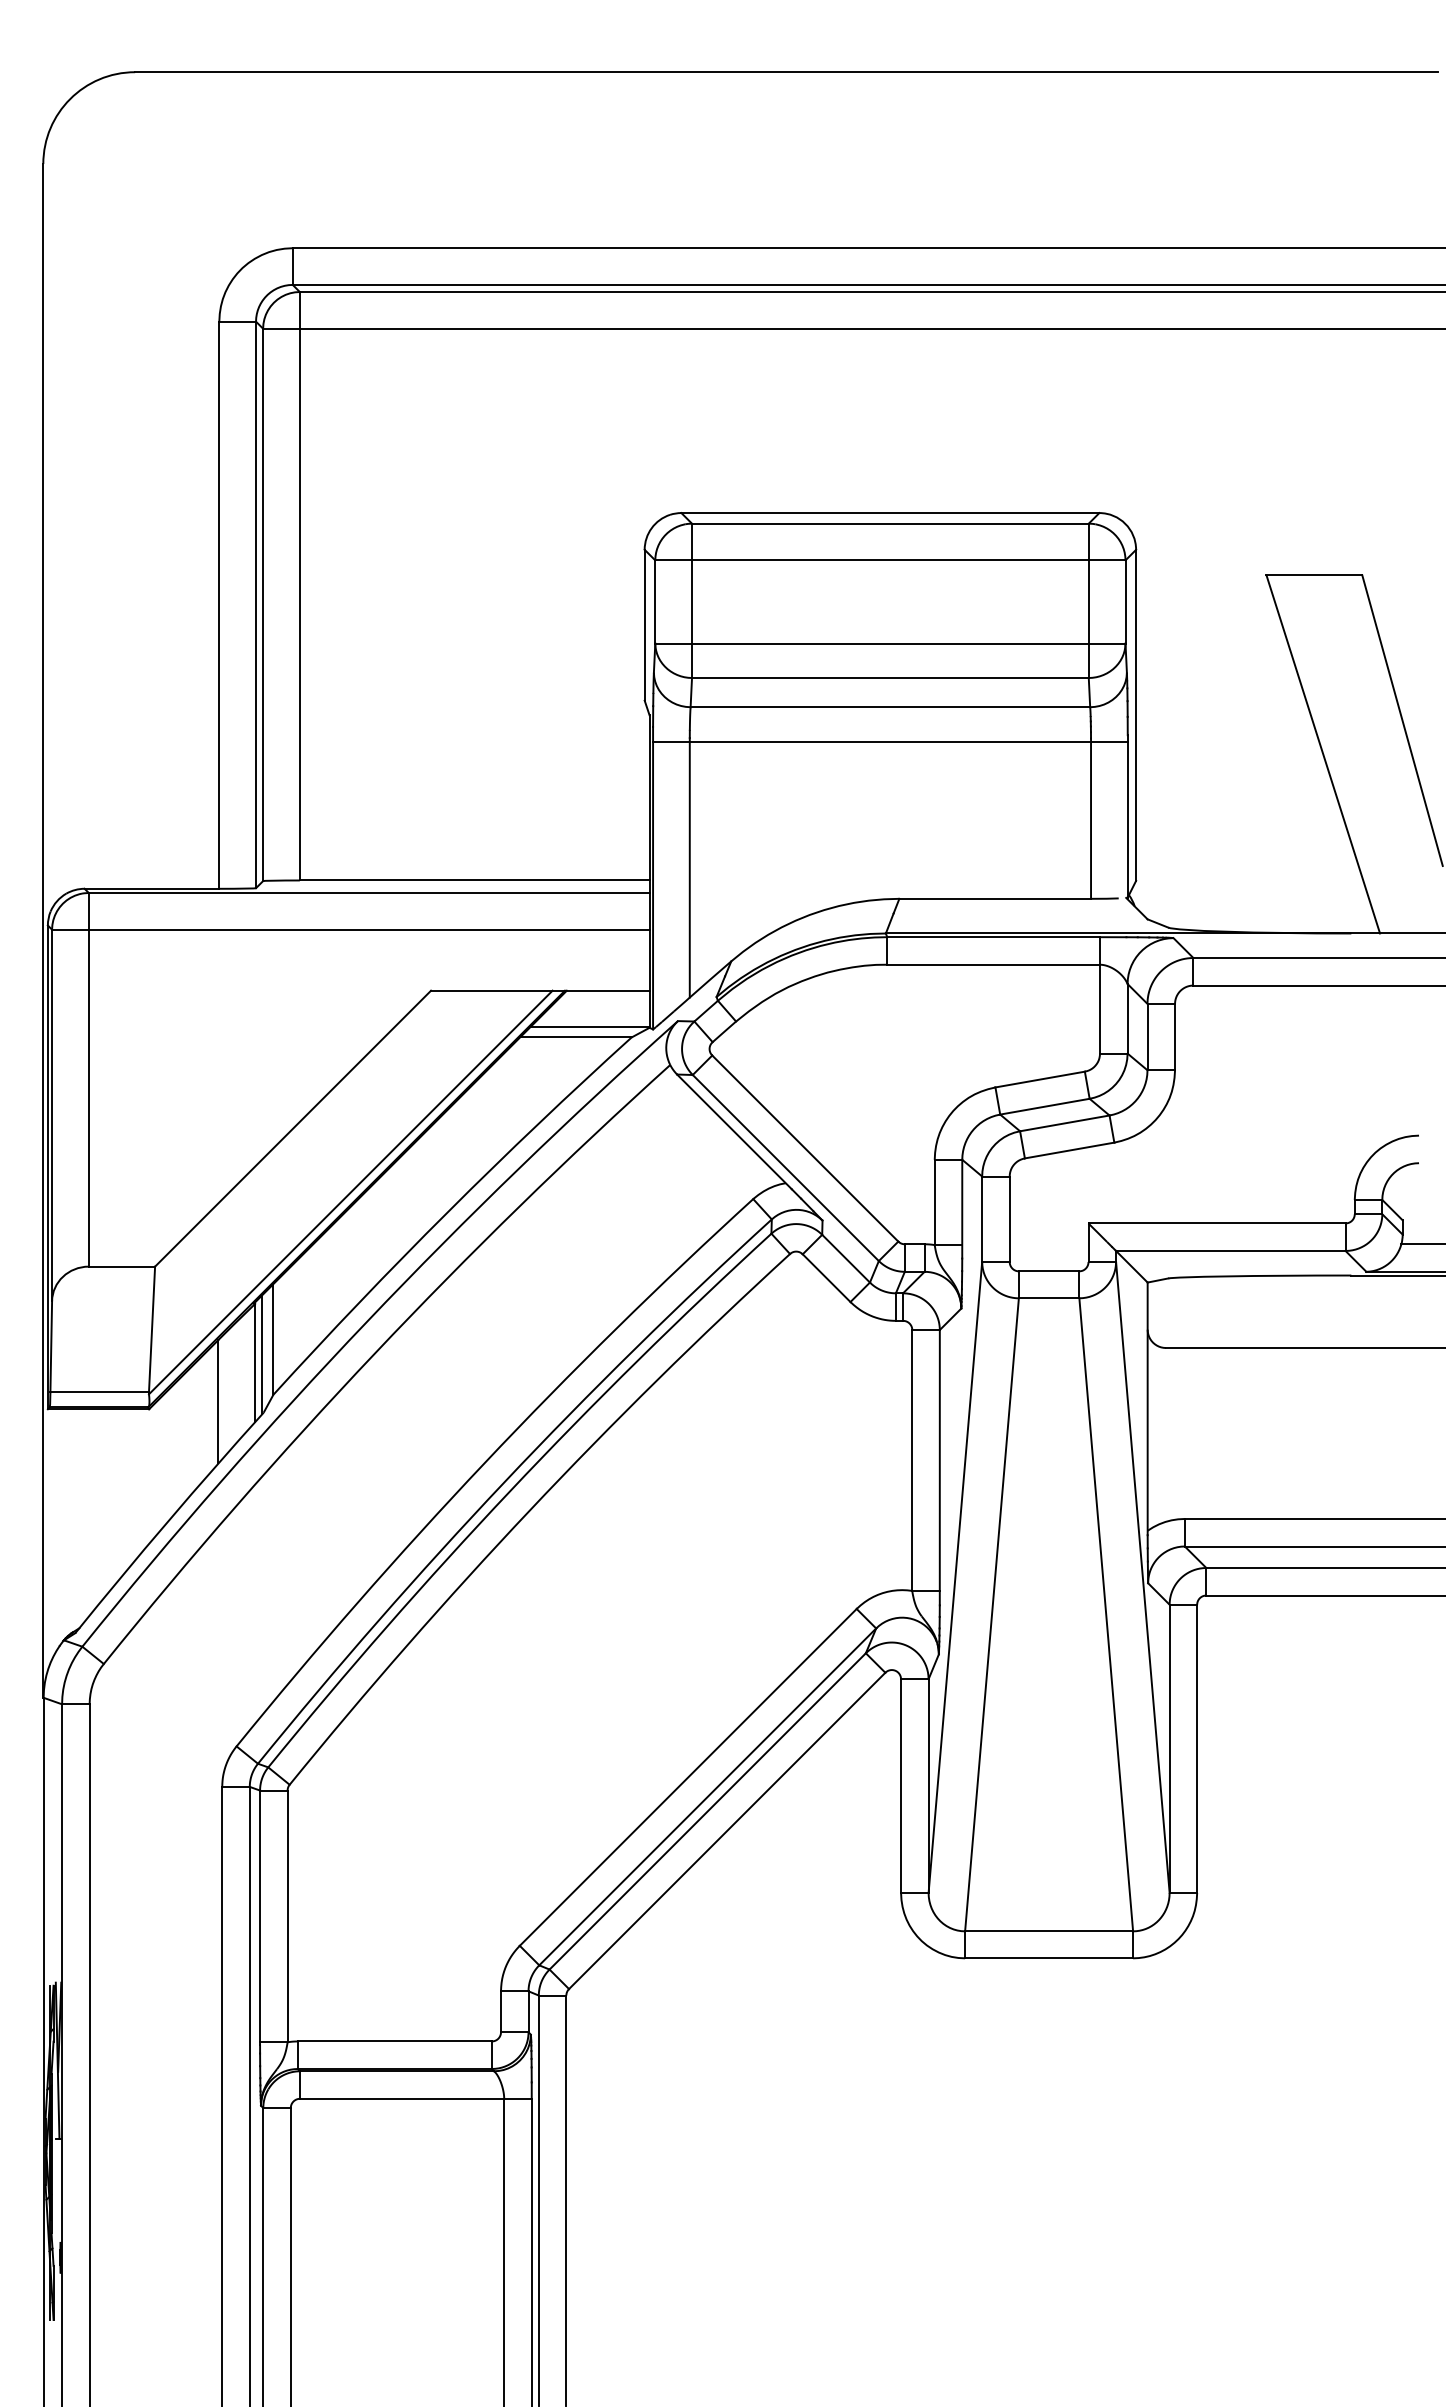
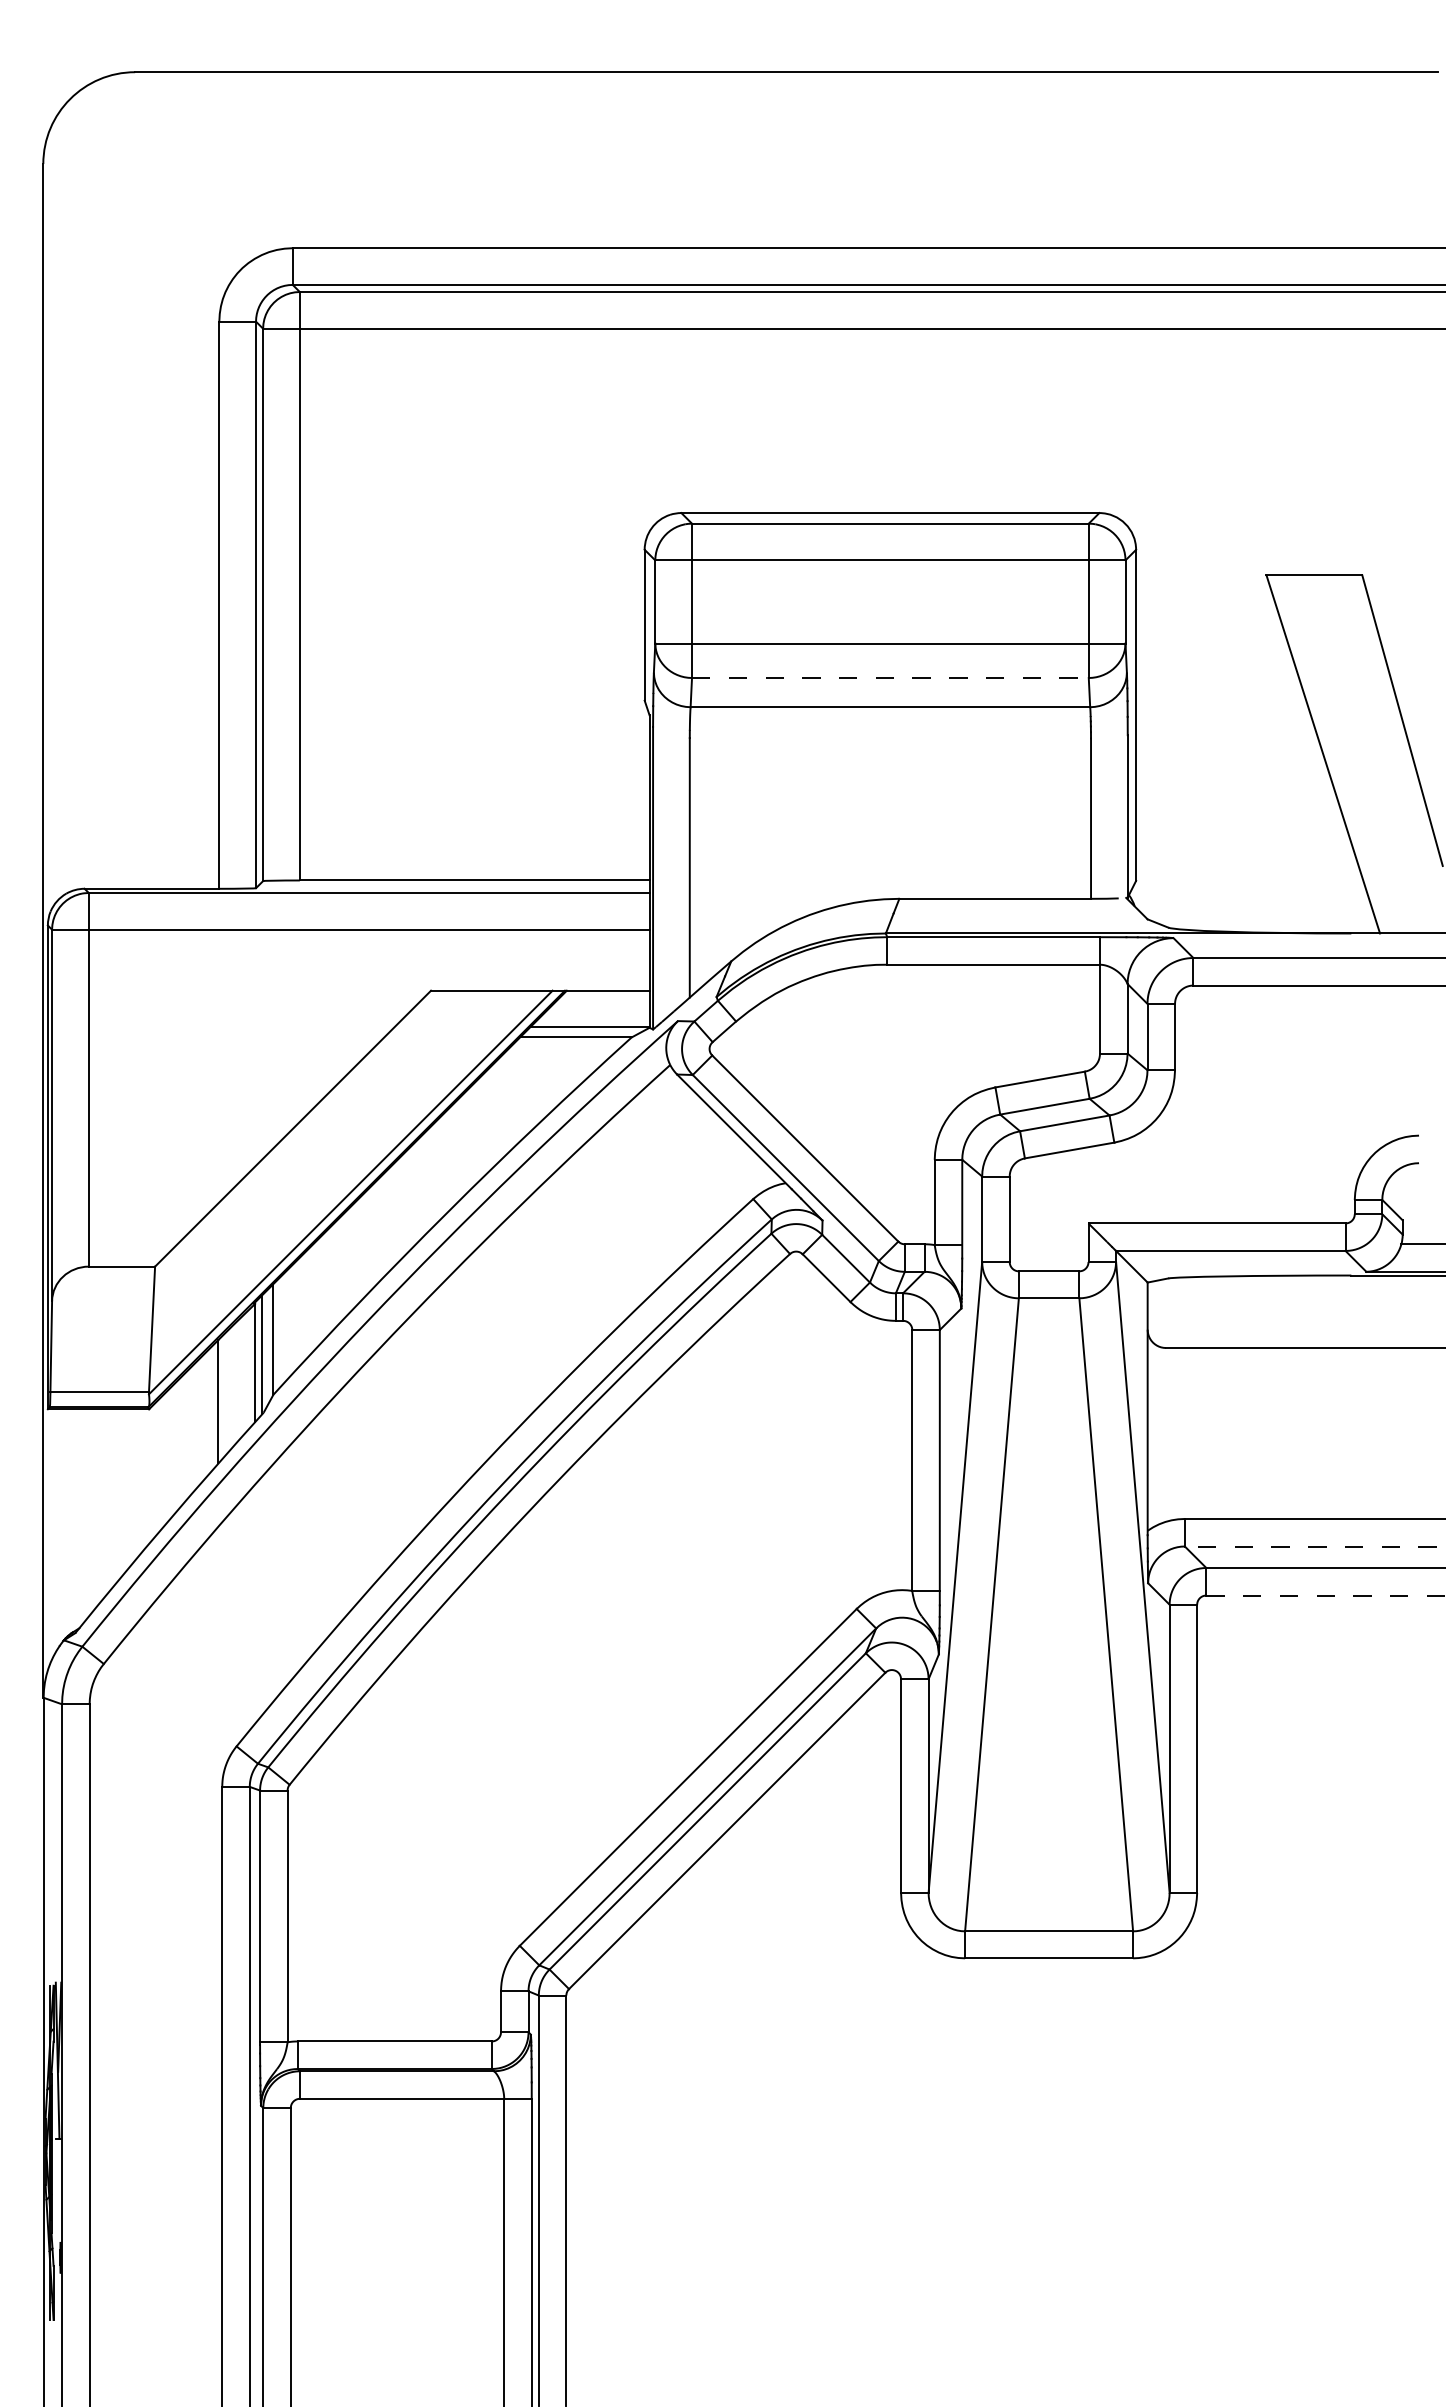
line: solid -> dashed (890, 678)
line: present -> none (890, 741)
line: solid -> dashed (1314, 1546)
line: solid -> dashed (1326, 1595)
